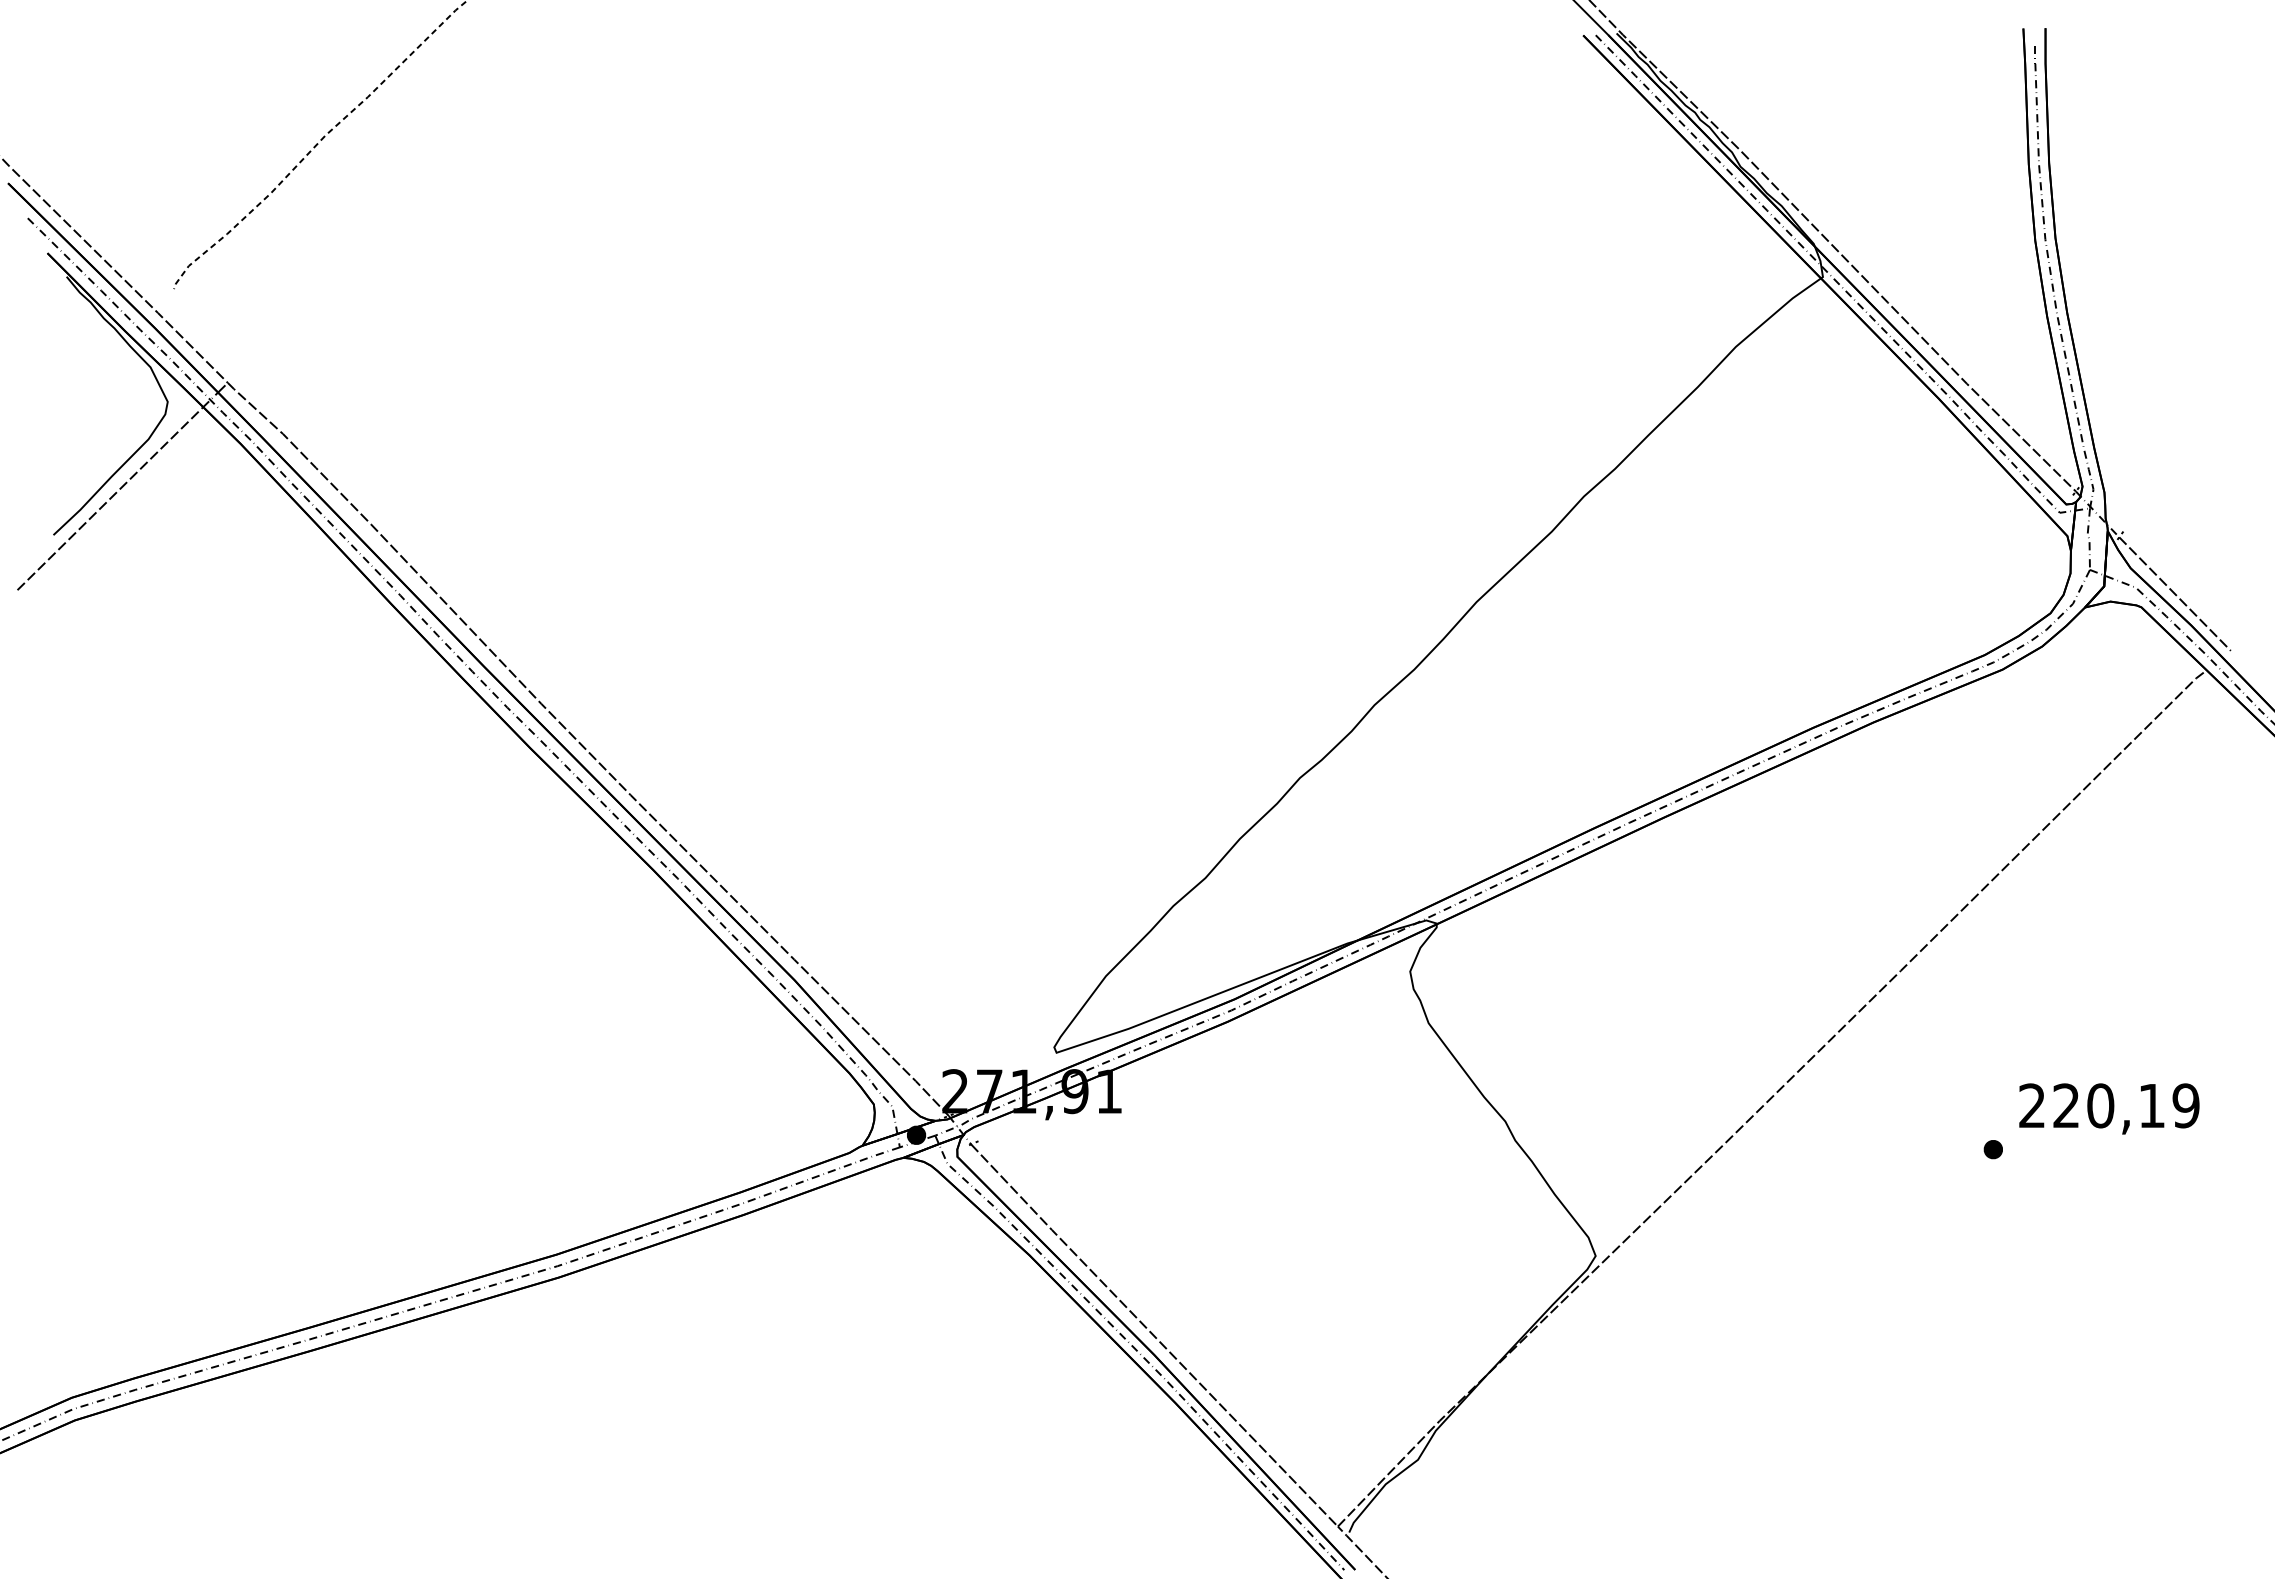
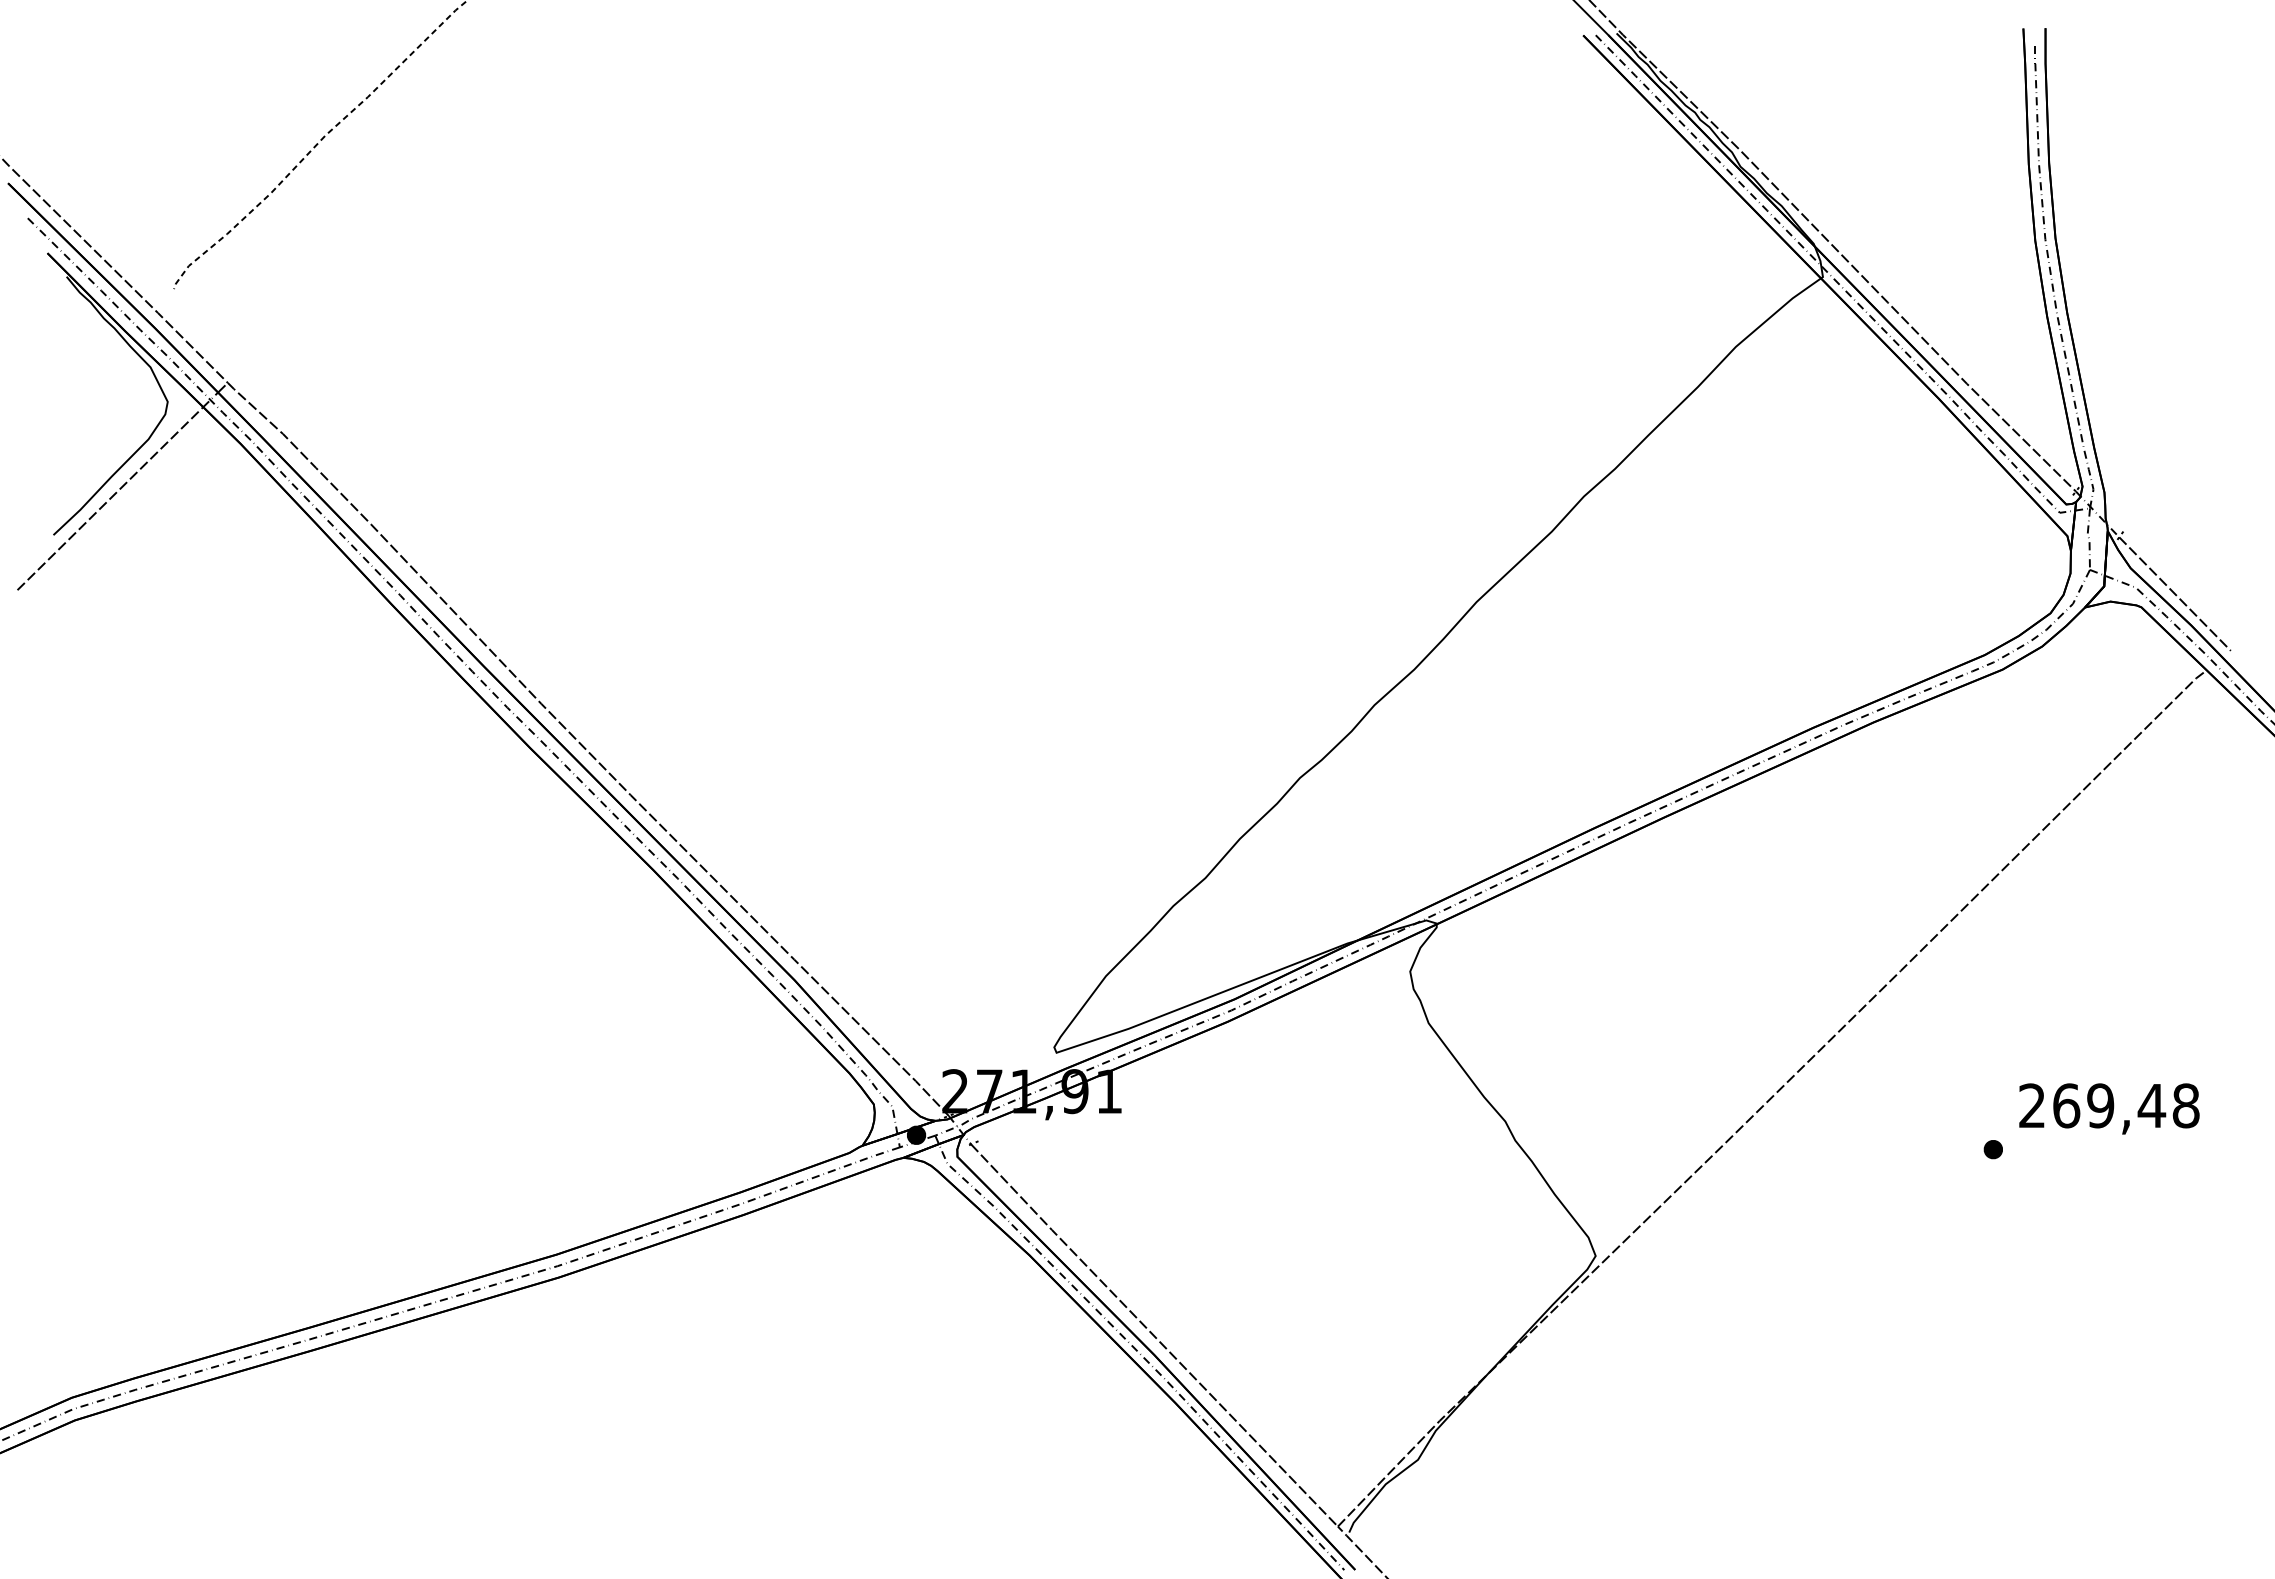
text: 220,19 -> 269,48 (2126, 1105)
